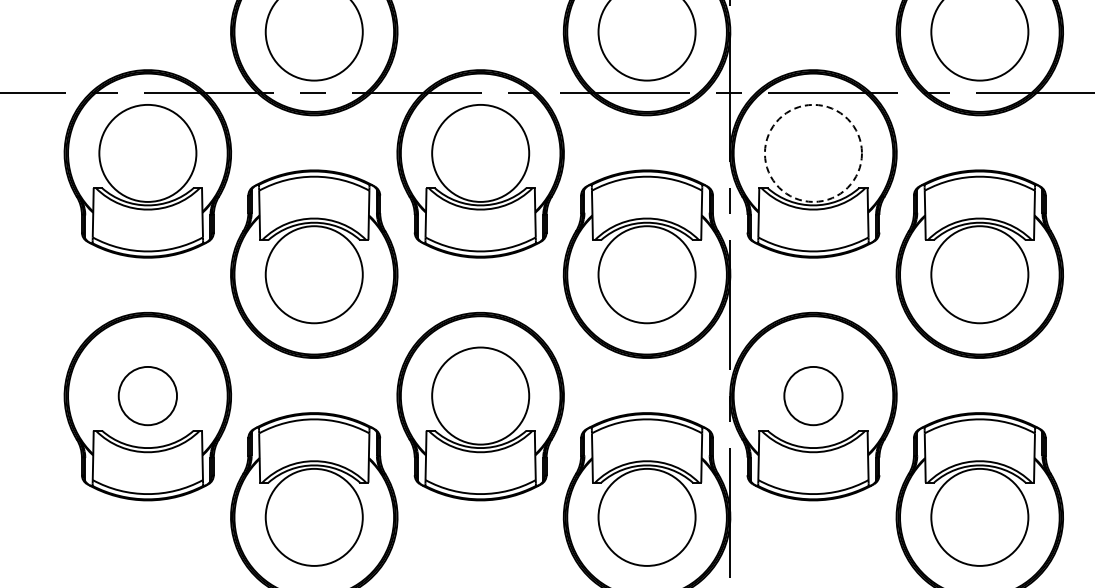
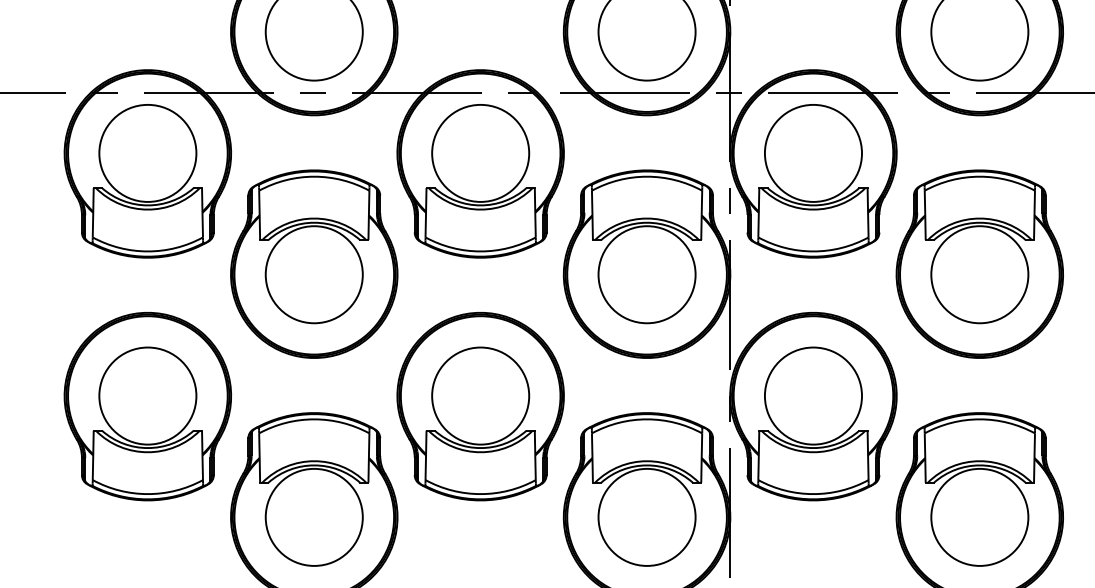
circle: dashed -> solid (812, 152)
circle diameter: 58 px -> 97 px (147, 395)
circle diameter: 58 px -> 97 px (812, 395)
